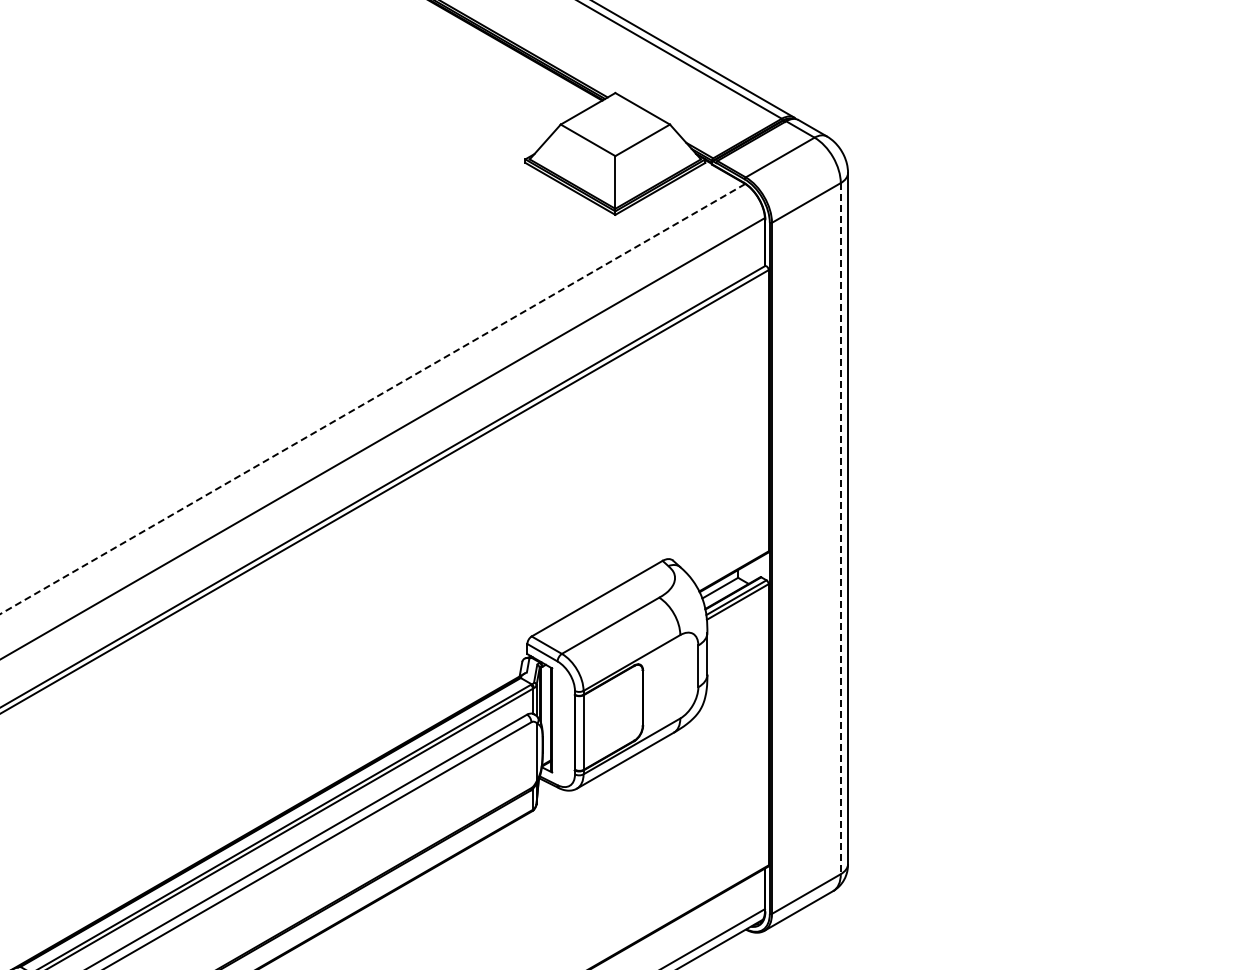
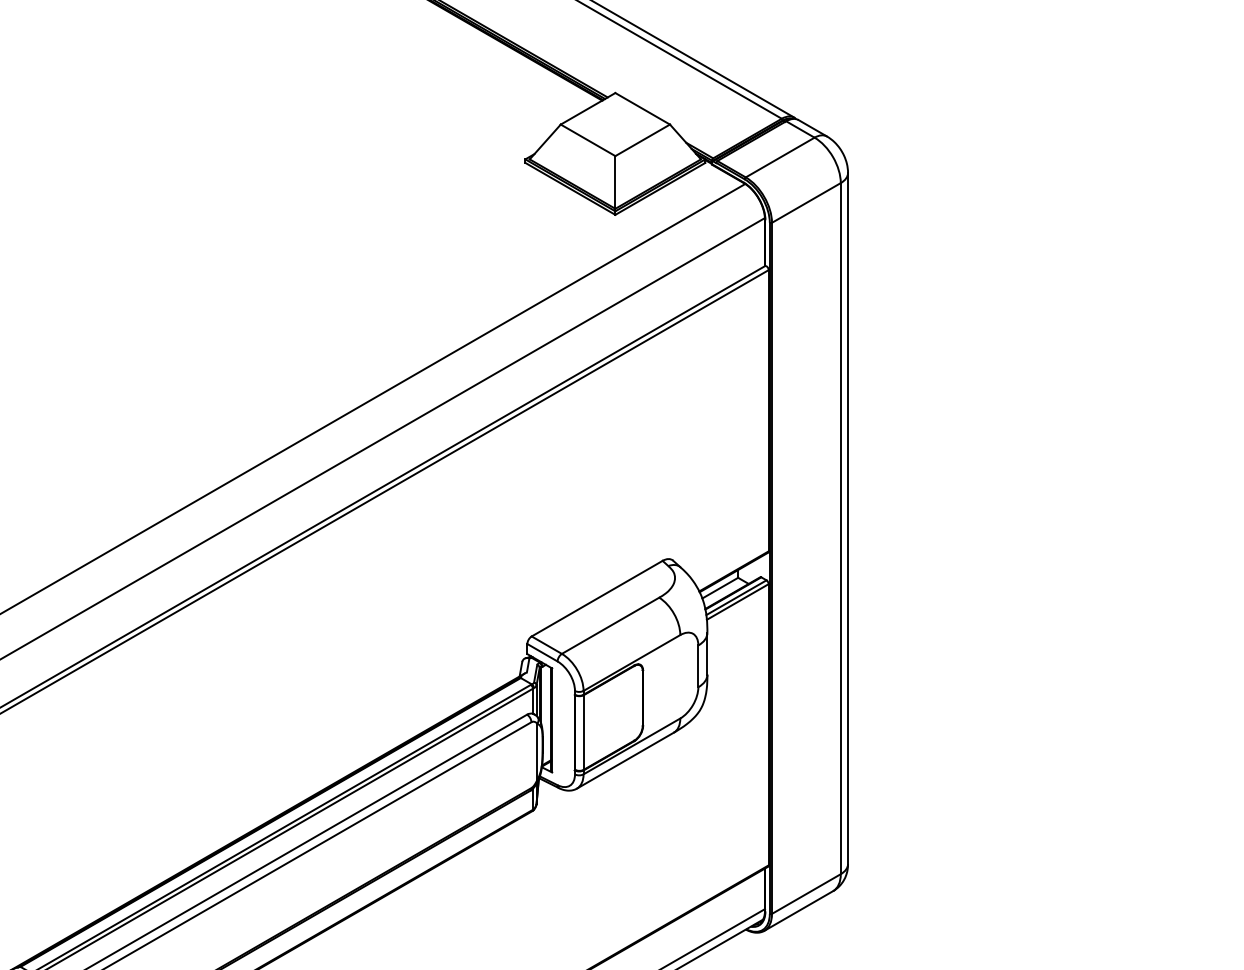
line: dashed -> solid (372, 399)
line: dashed -> solid (840, 528)
